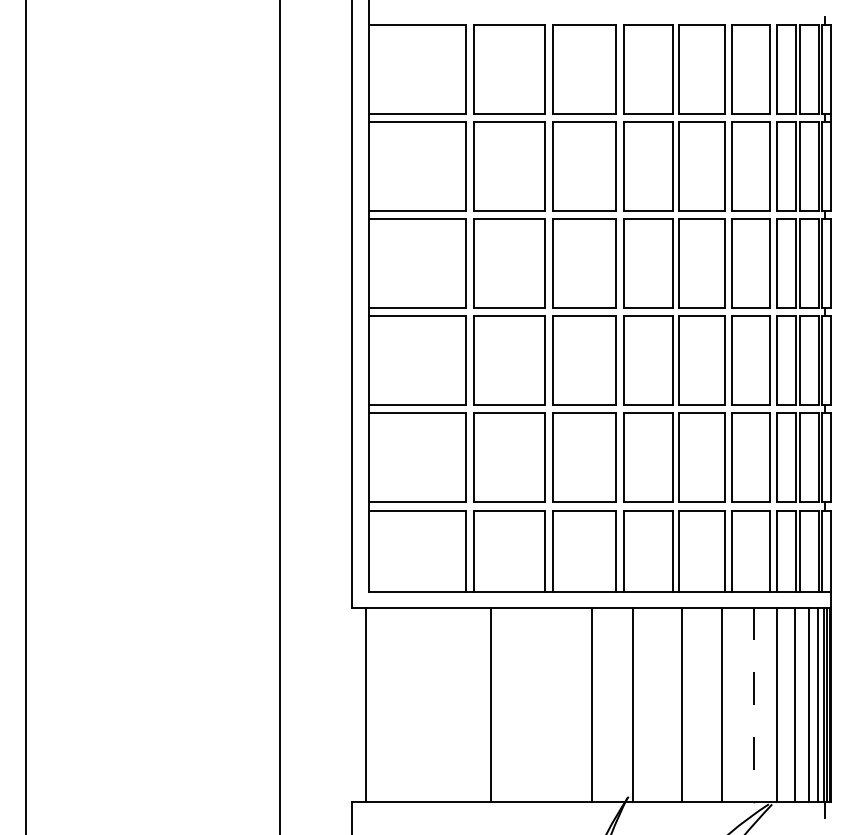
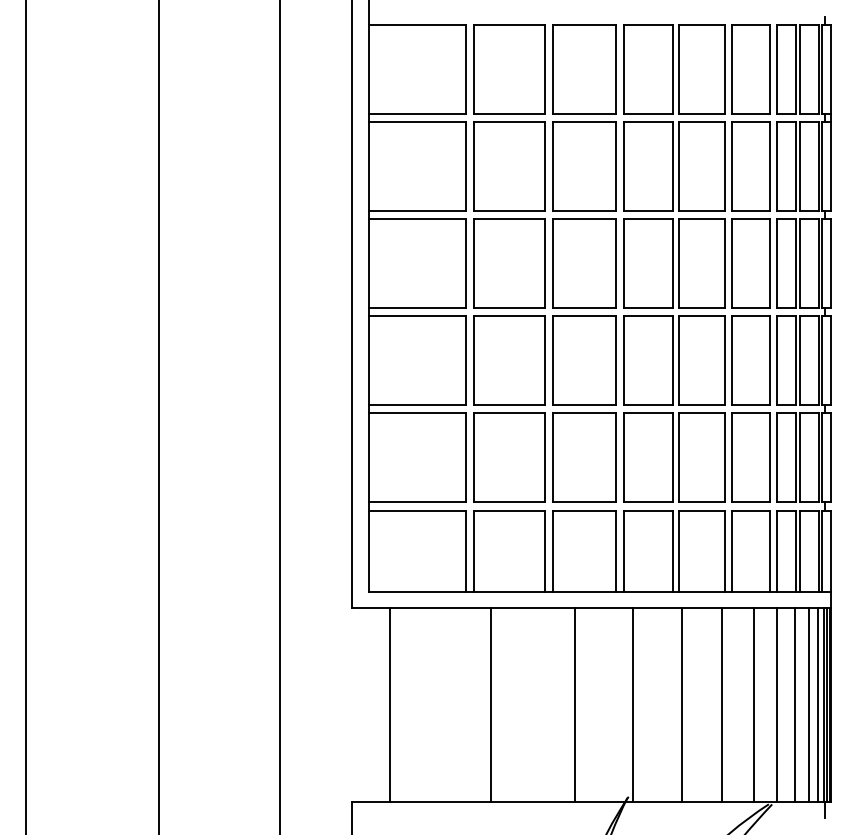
line: none -> present (158, 416)
line position: (365, 704) -> (389, 704) (389, 704)
line position: (591, 704) -> (574, 704) (574, 704)
line: dashed -> solid (754, 705)
